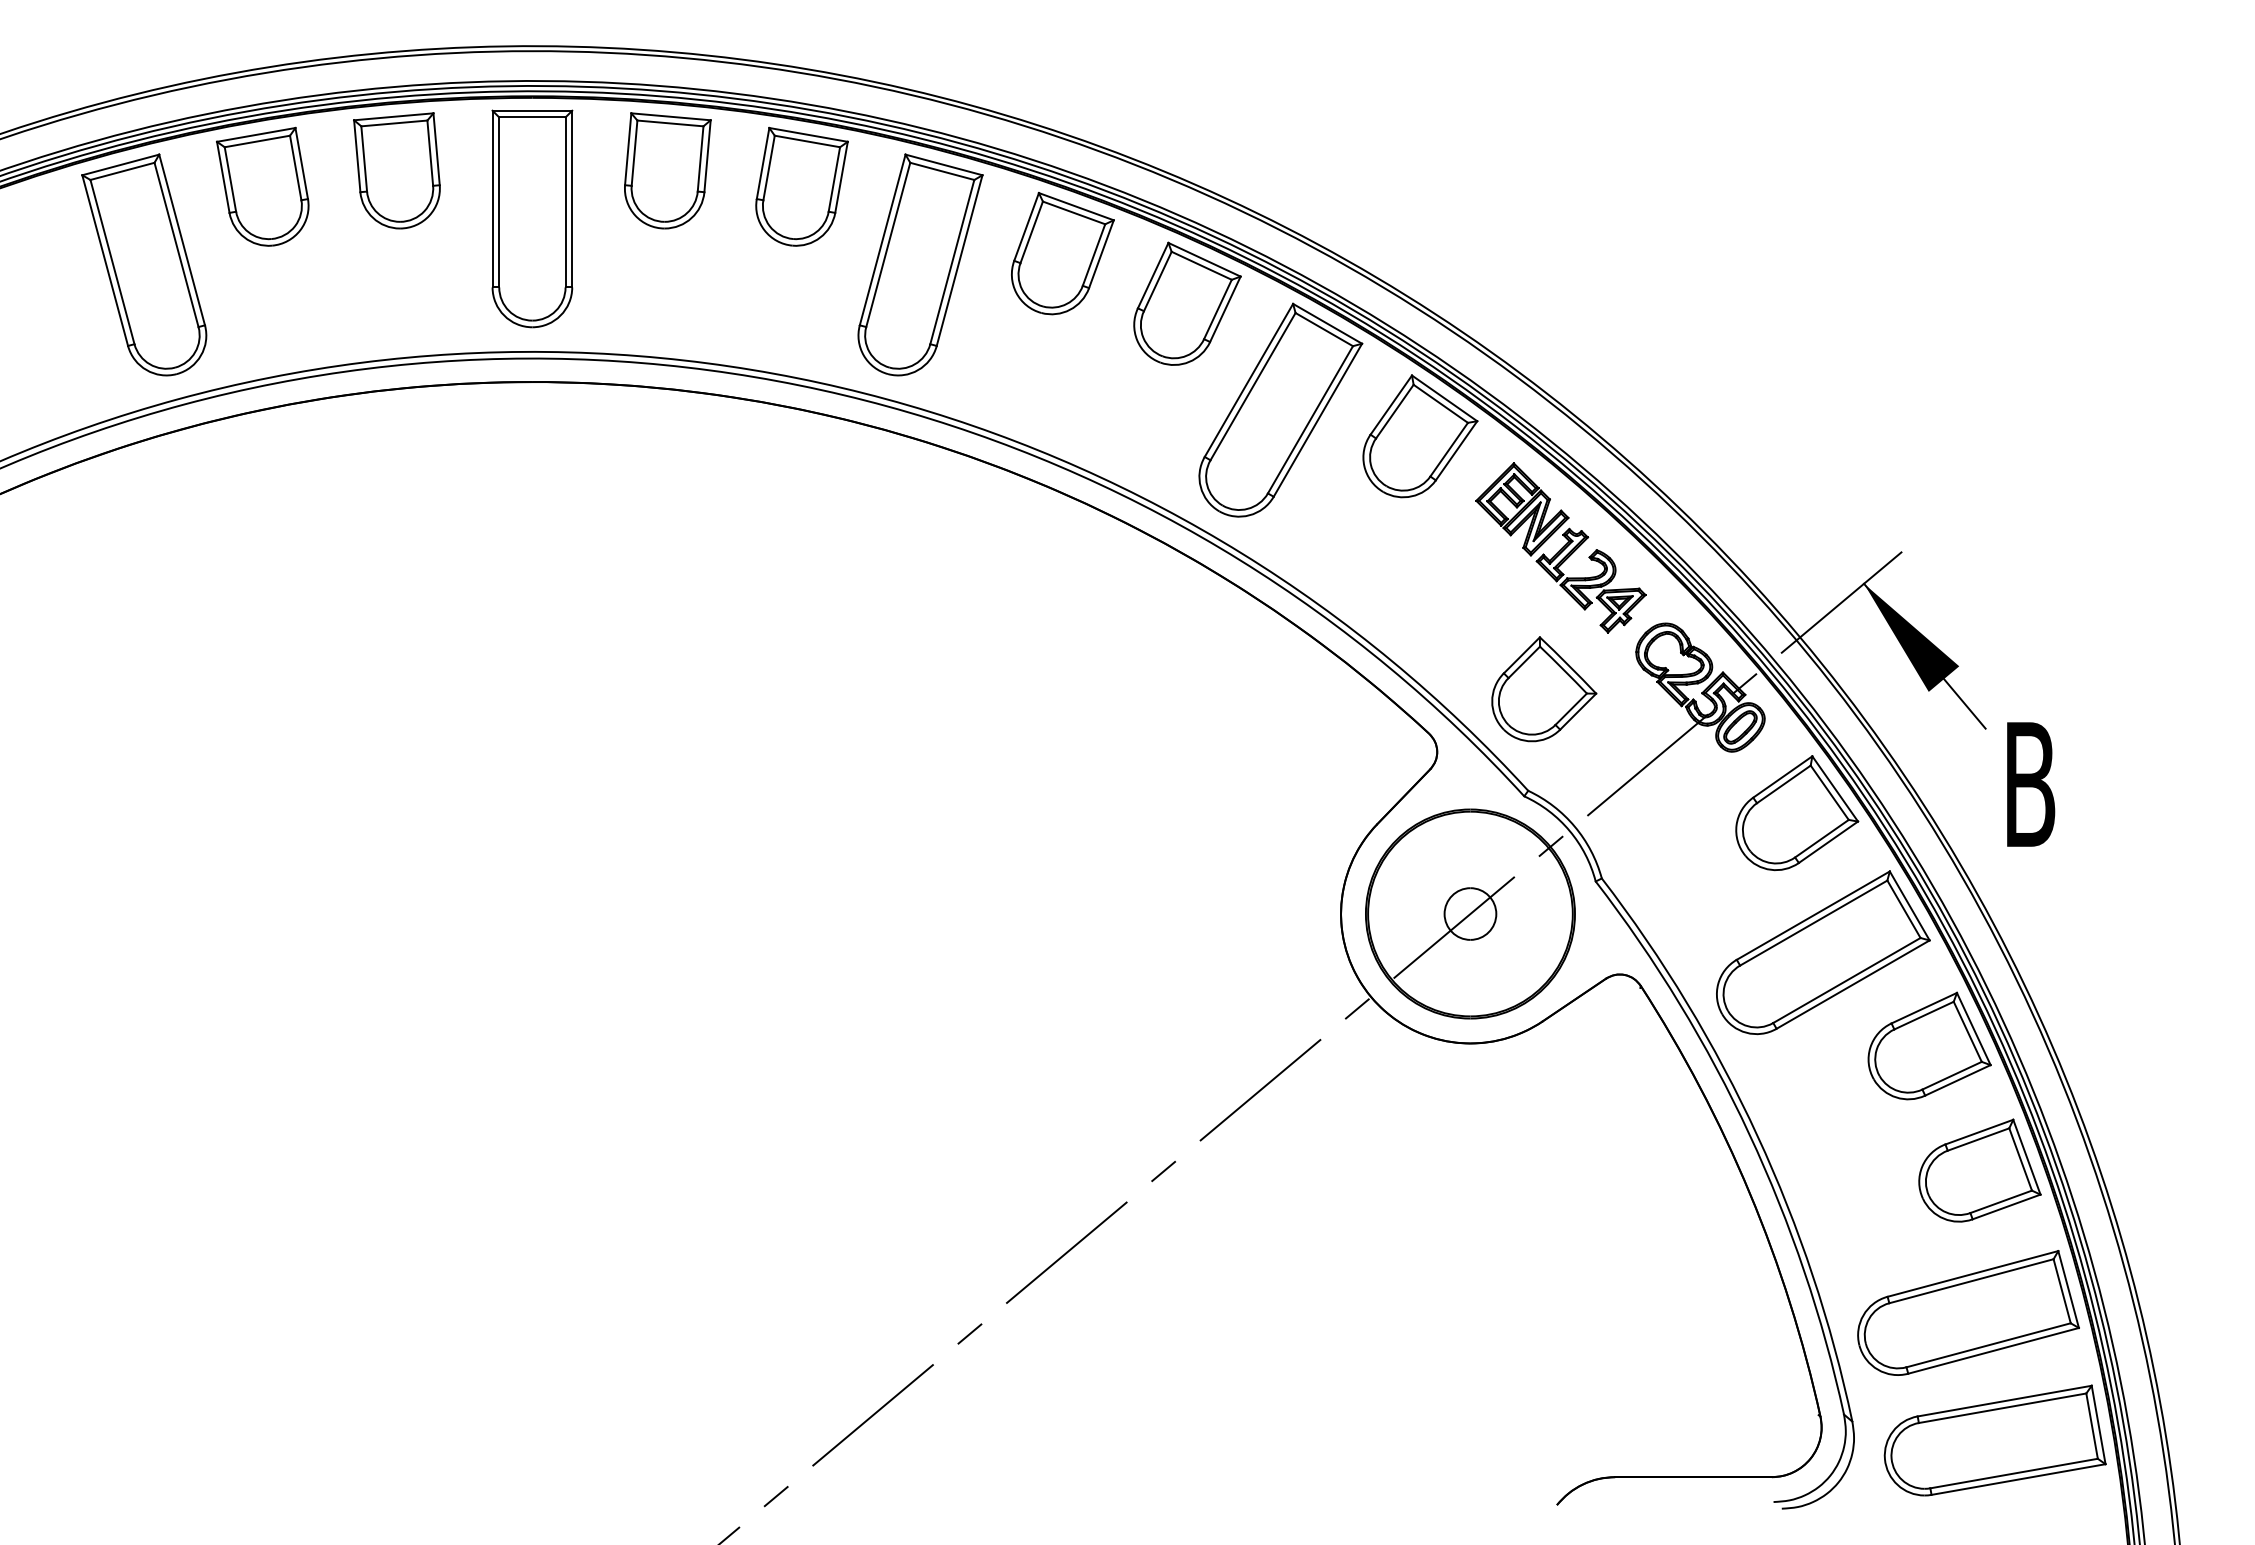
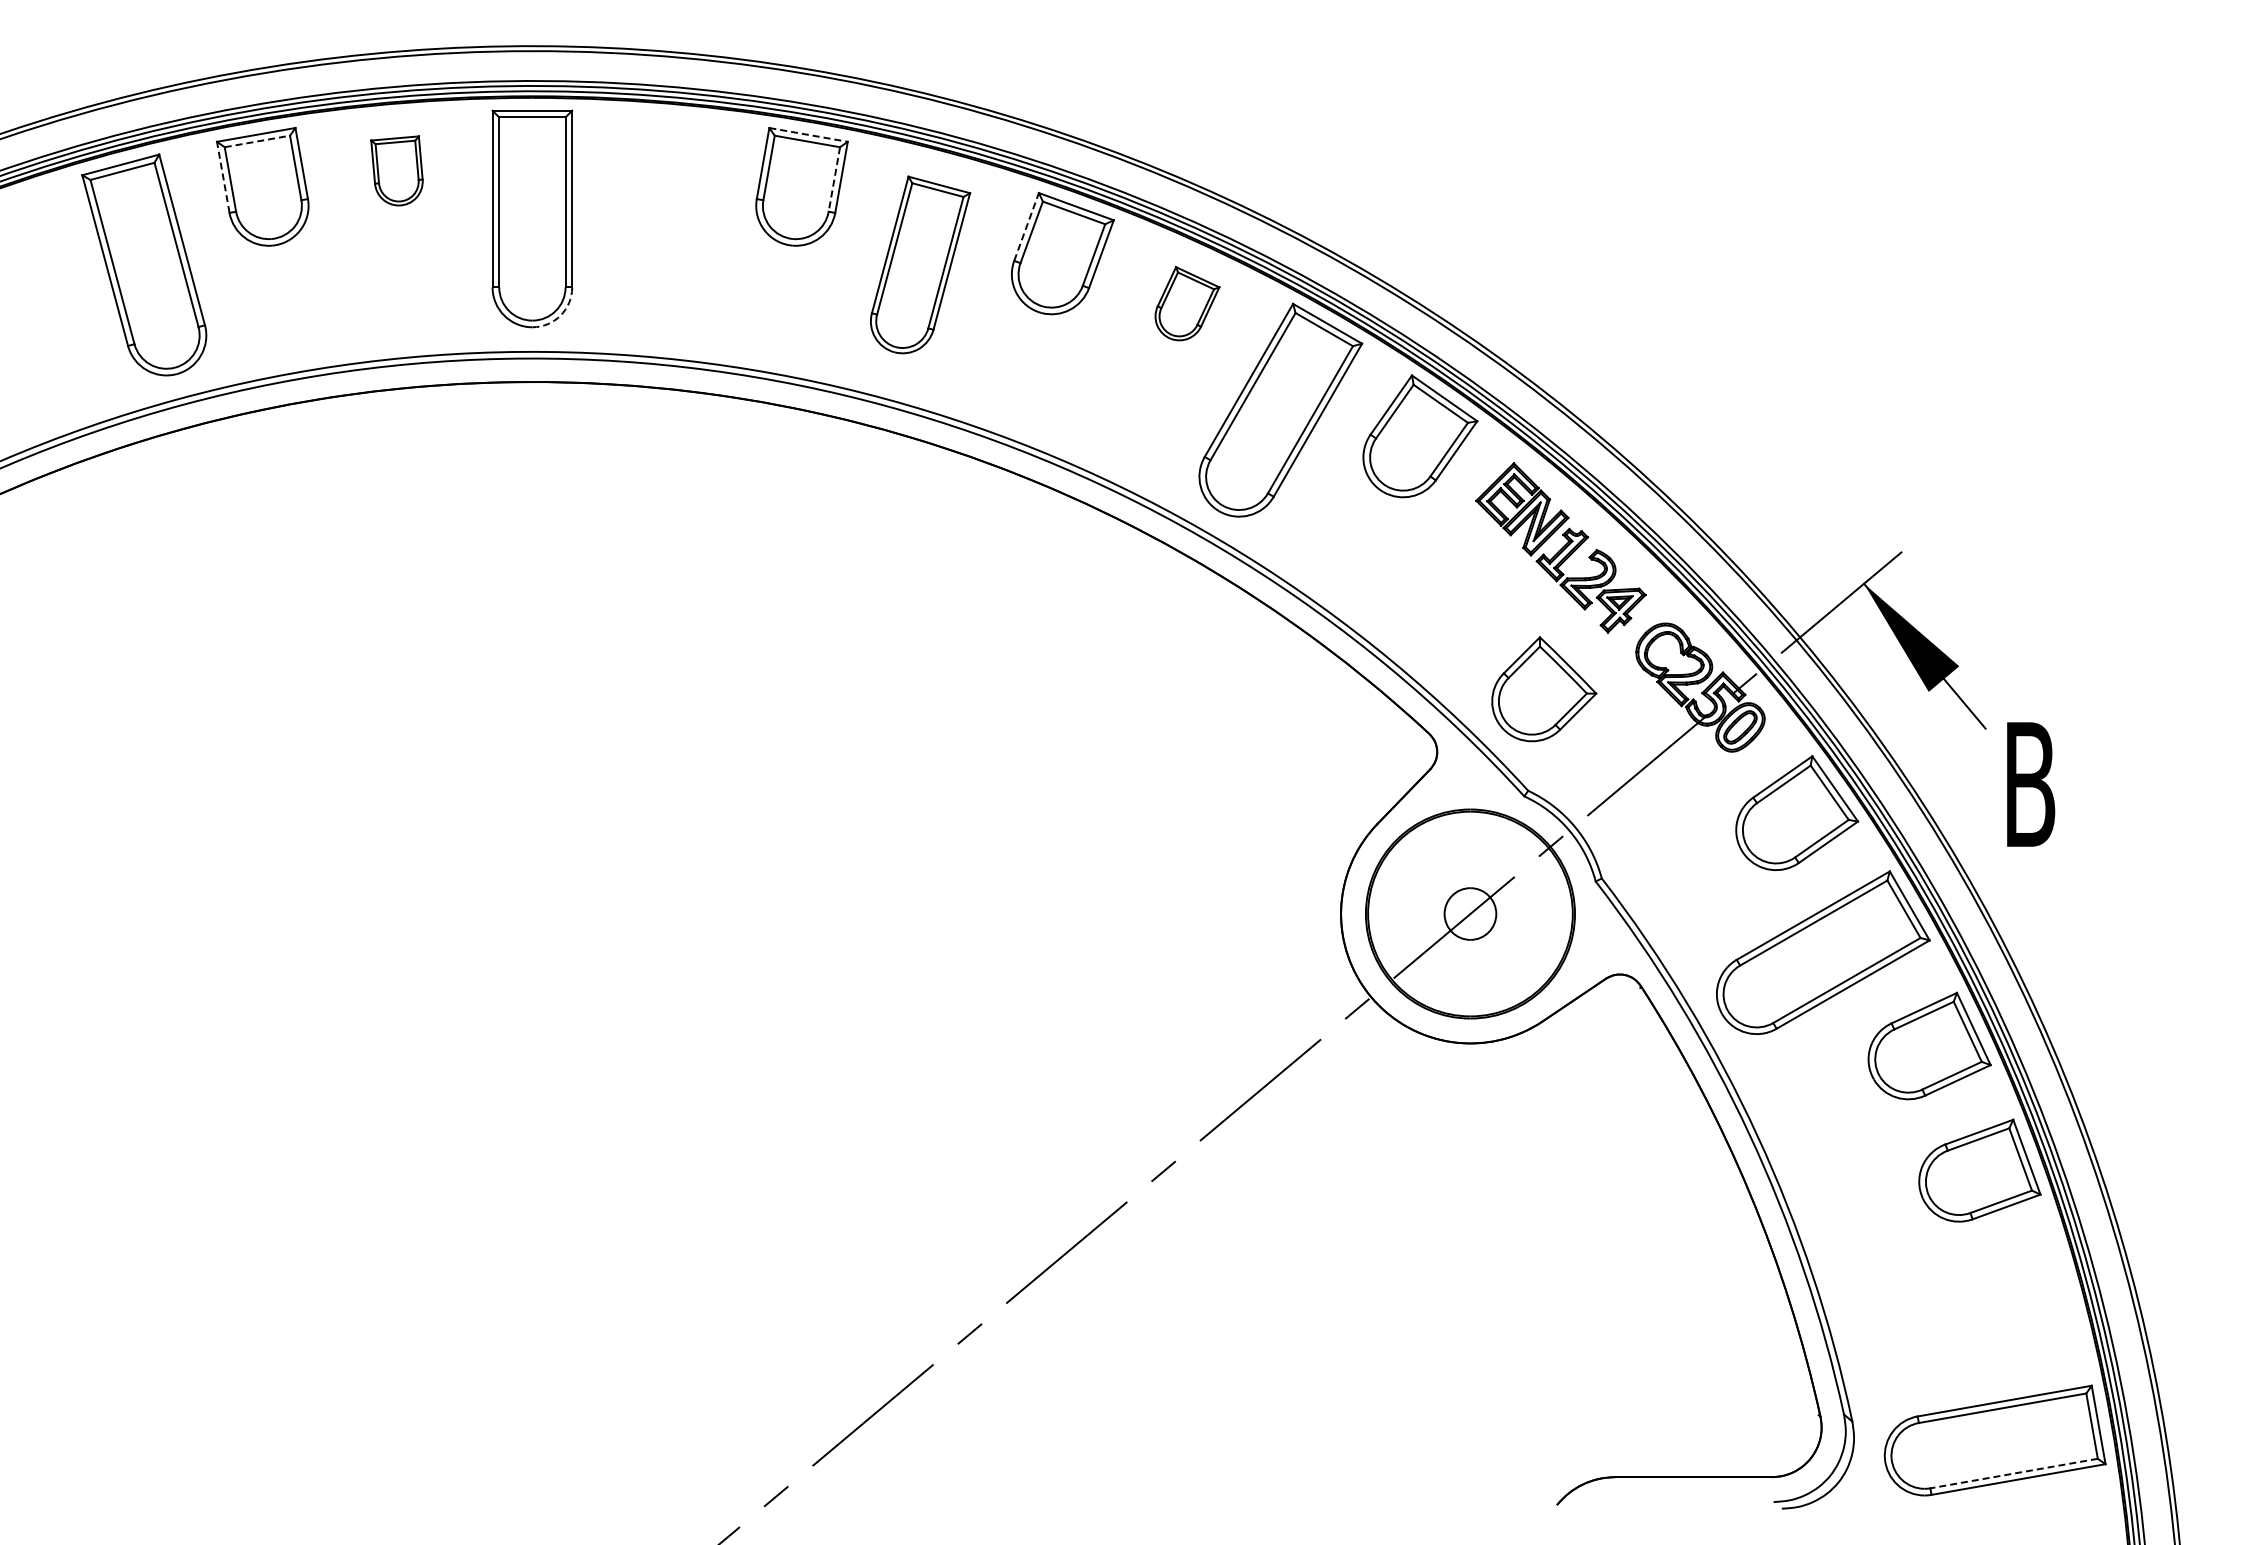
line: solid -> dashed (808, 134)
line: solid -> dashed (257, 141)
part size: 88x118 px -> 54x72 px (396, 170)
part: present -> none (667, 170)
line: solid -> dashed (223, 176)
line: solid -> dashed (834, 179)
line: solid -> dashed (1026, 226)
part size: 127x224 px -> 102x180 px (920, 264)
part size: 109x125 px -> 67x76 px (1187, 303)
arc: solid -> dashed (560, 315)
part: present -> none (1968, 1312)
line: solid -> dashed (2013, 1473)
